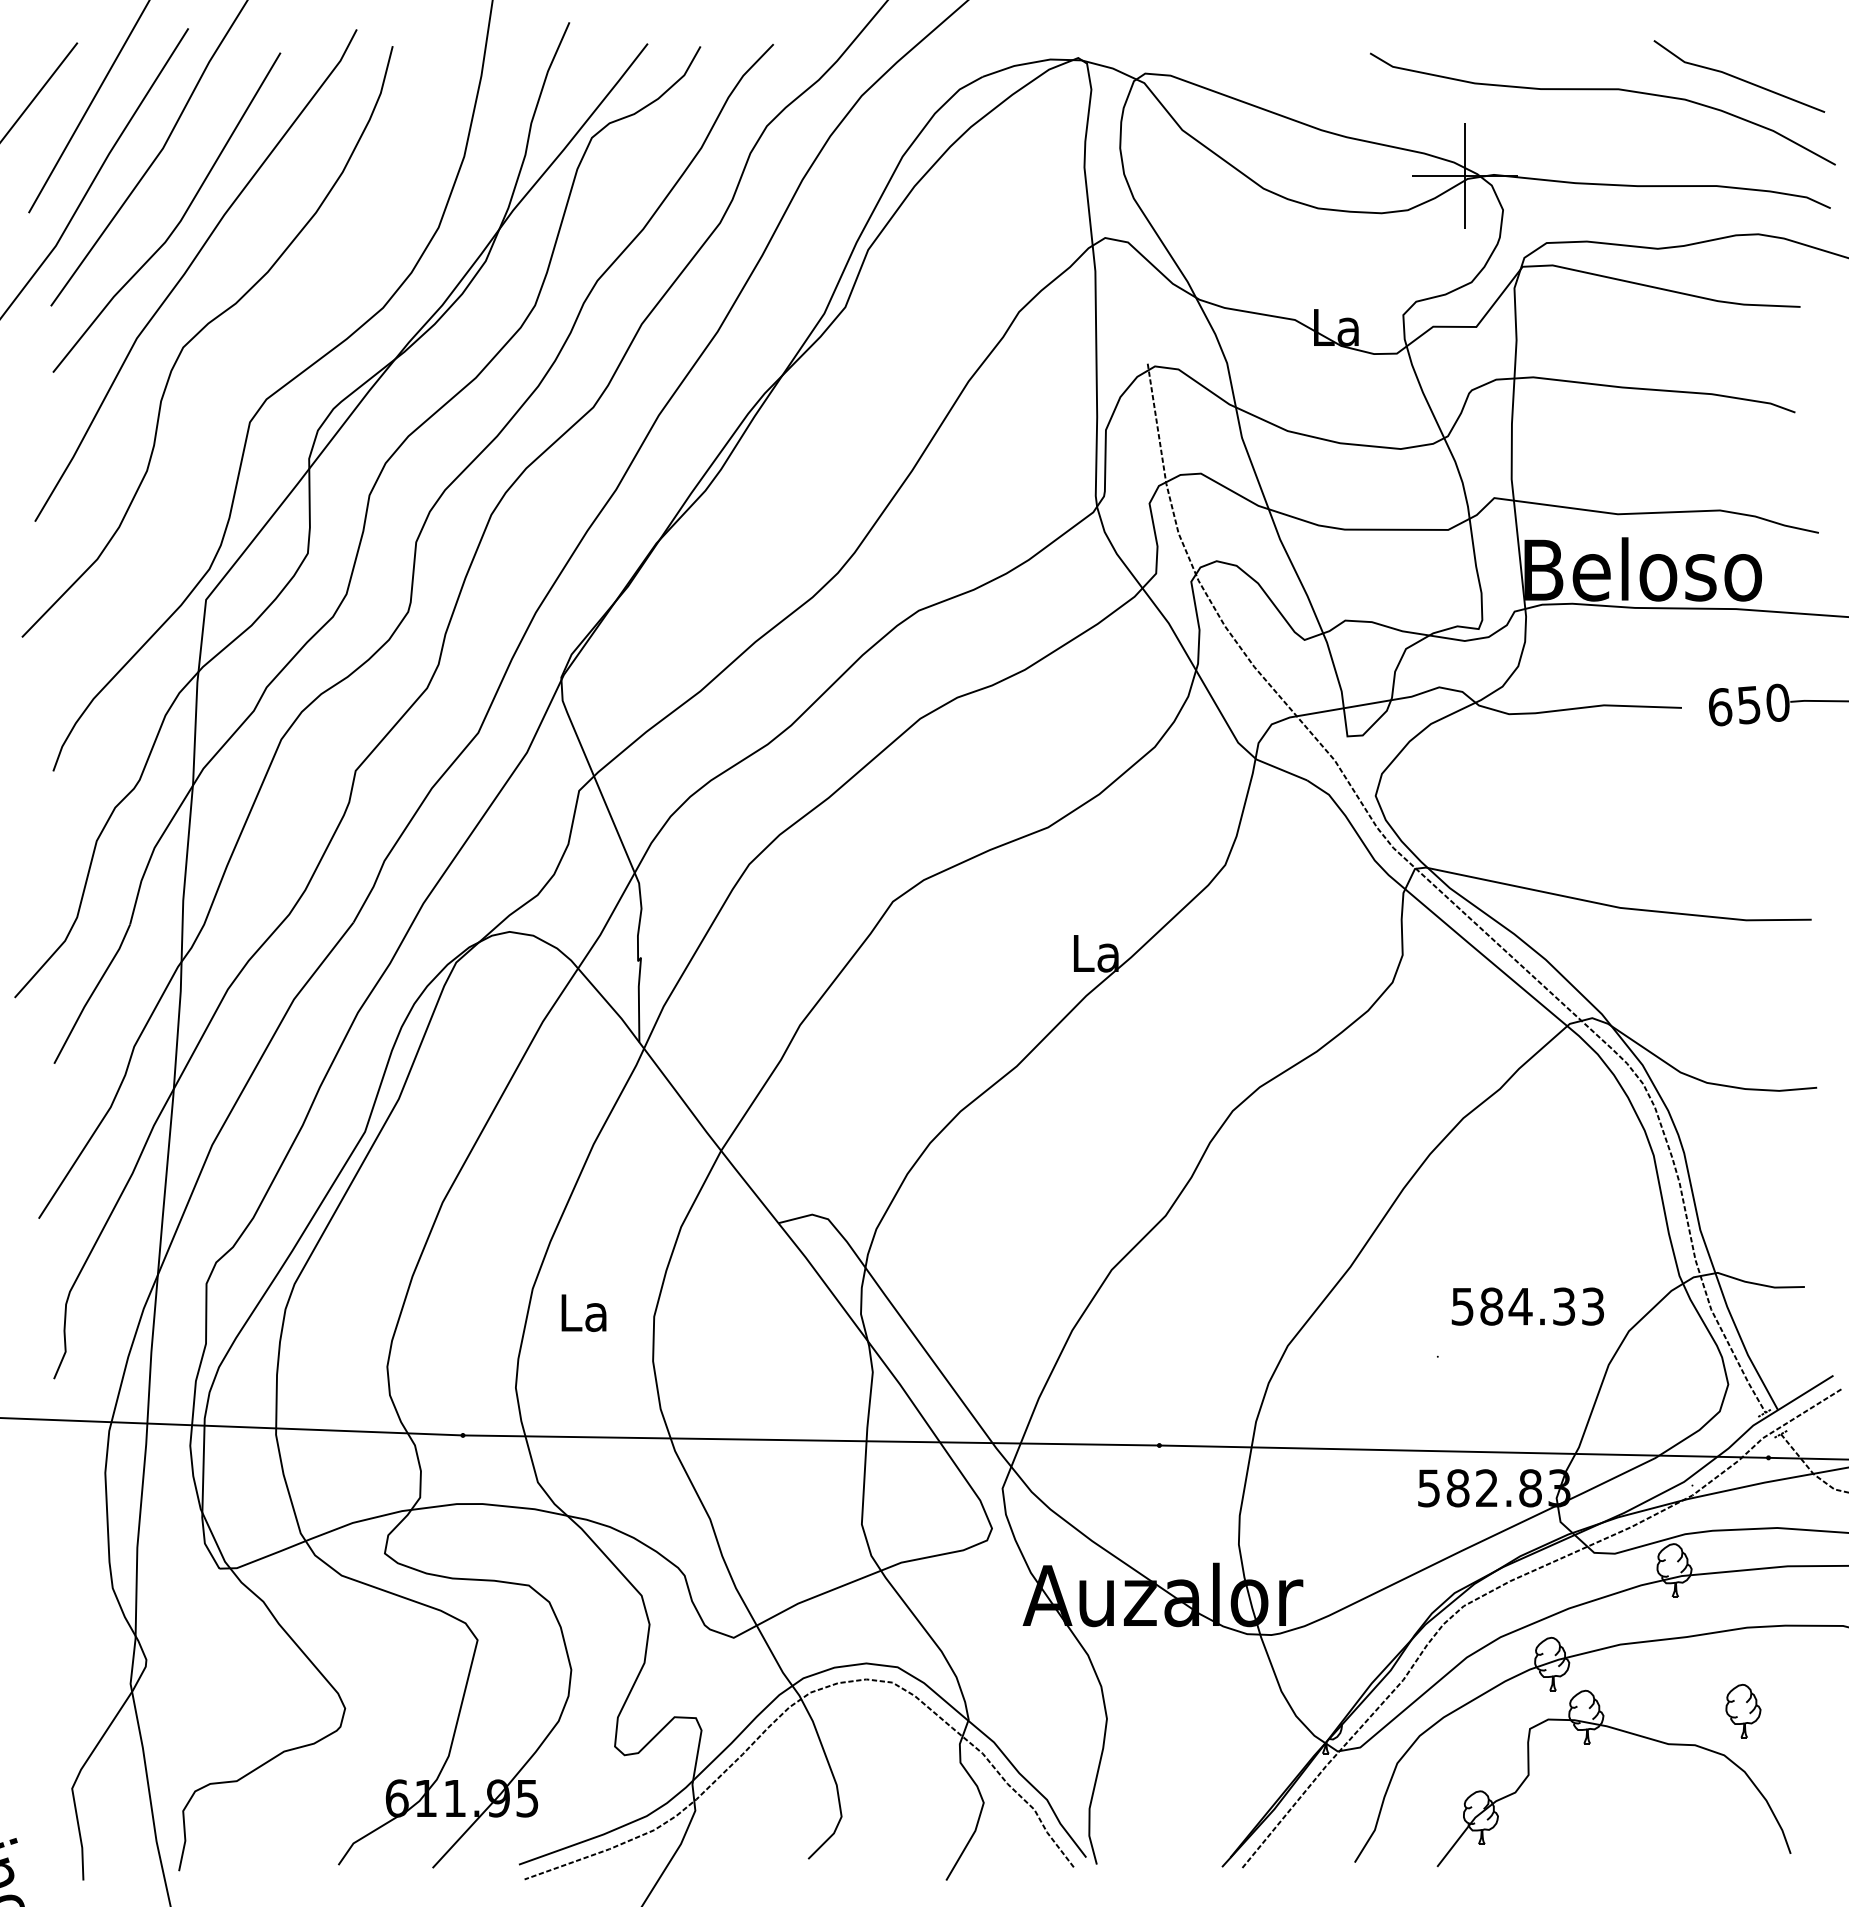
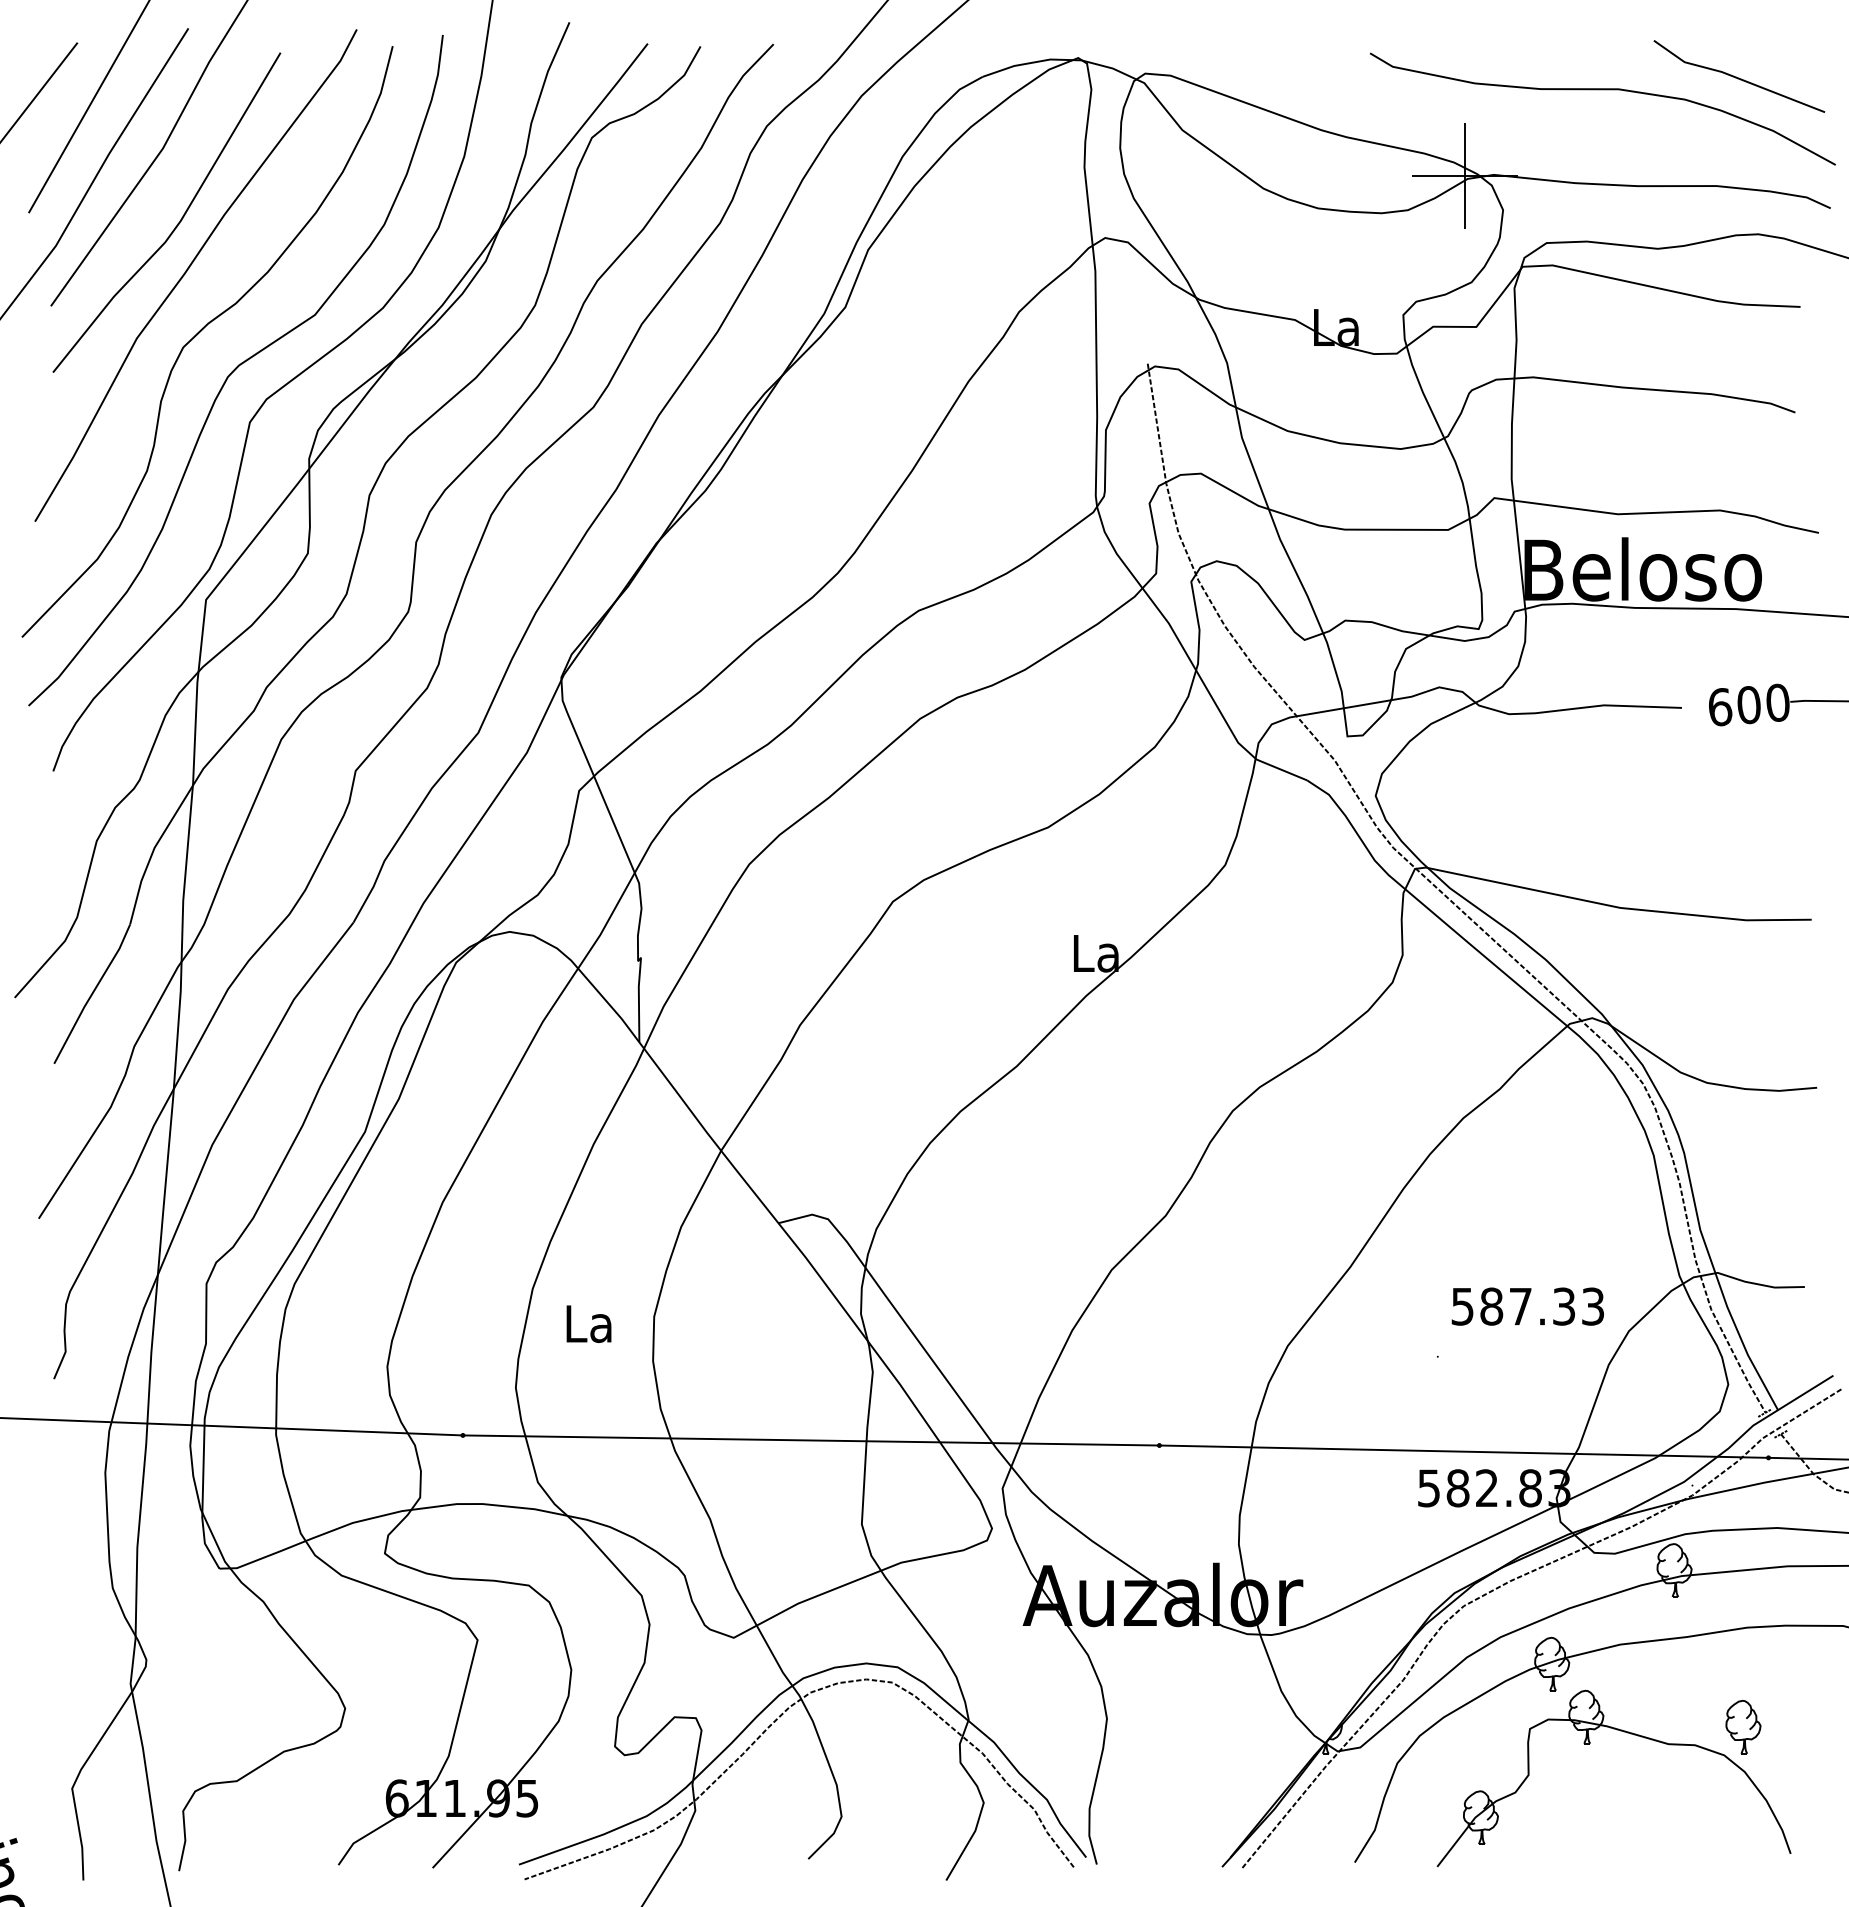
curve: none -> present (235, 370)
text: 650 -> 600 (1748, 705)
text: 584.33 -> 587.33 (1520, 1306)
text position: (583, 1312) -> (588, 1323) (588, 1323)
part position: (1743, 1711) -> (1743, 1727) (1743, 1727)
